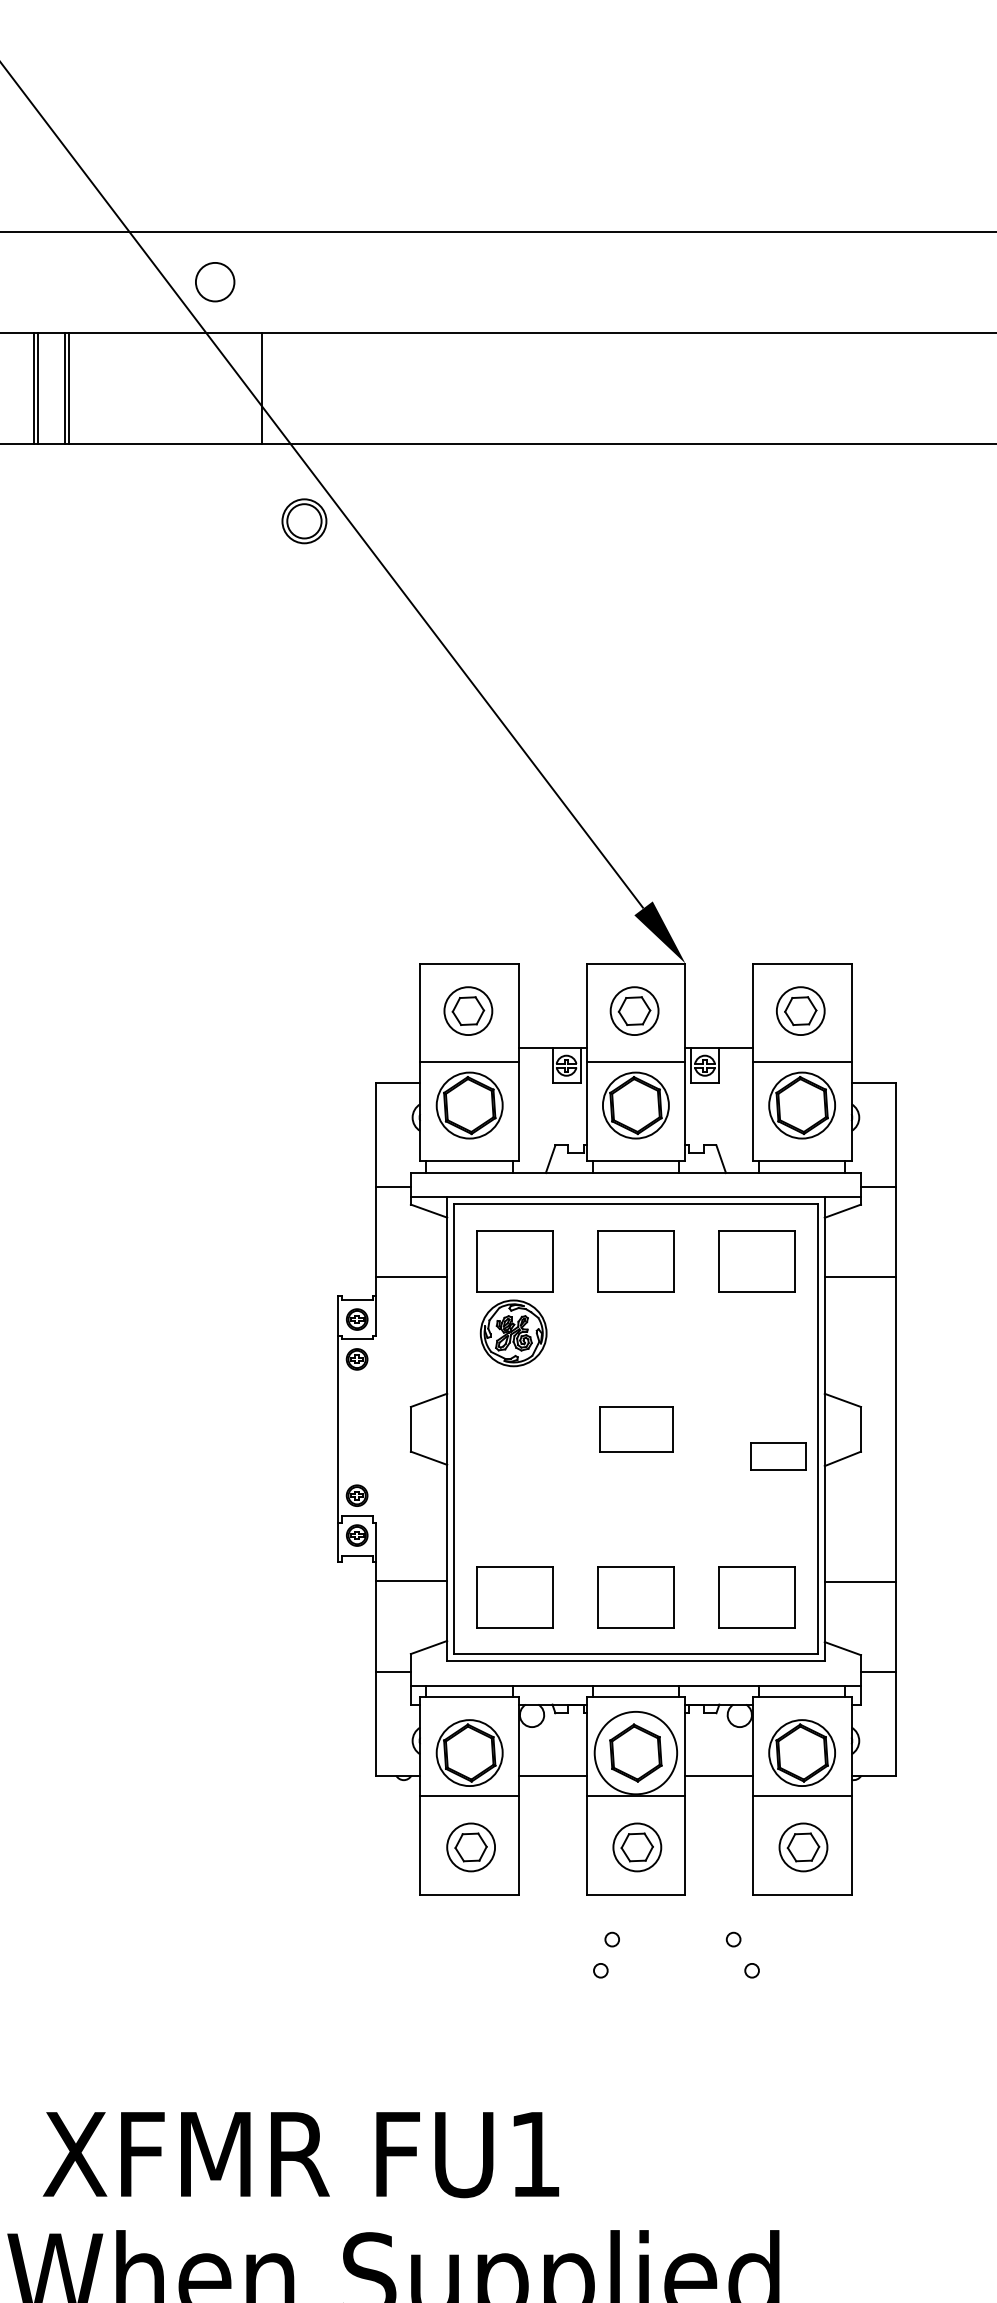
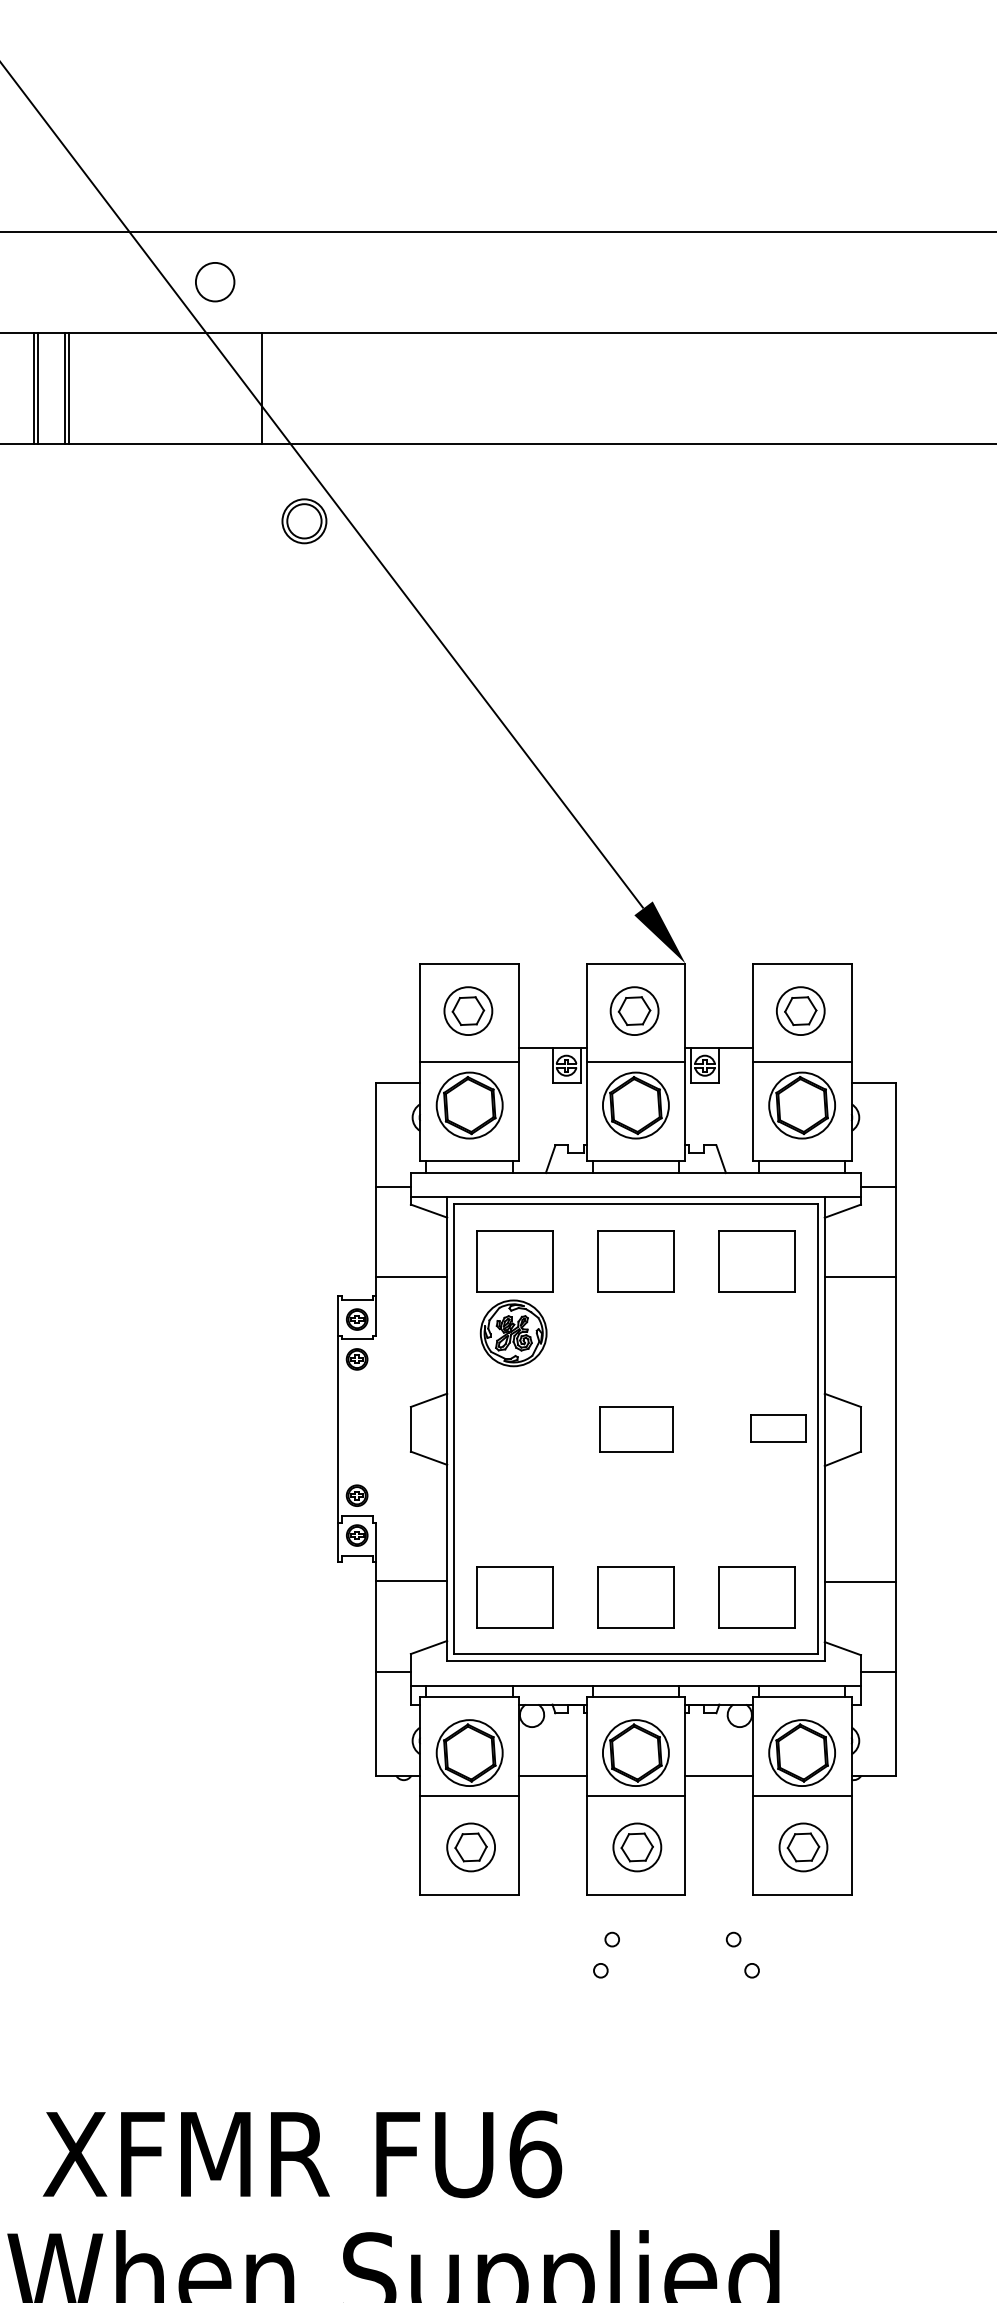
part position: (778, 1456) -> (778, 1428) (778, 1428)
circle diameter: 82 px -> 66 px (635, 1753)
text: FU1 -> FU6 (535, 2154)
